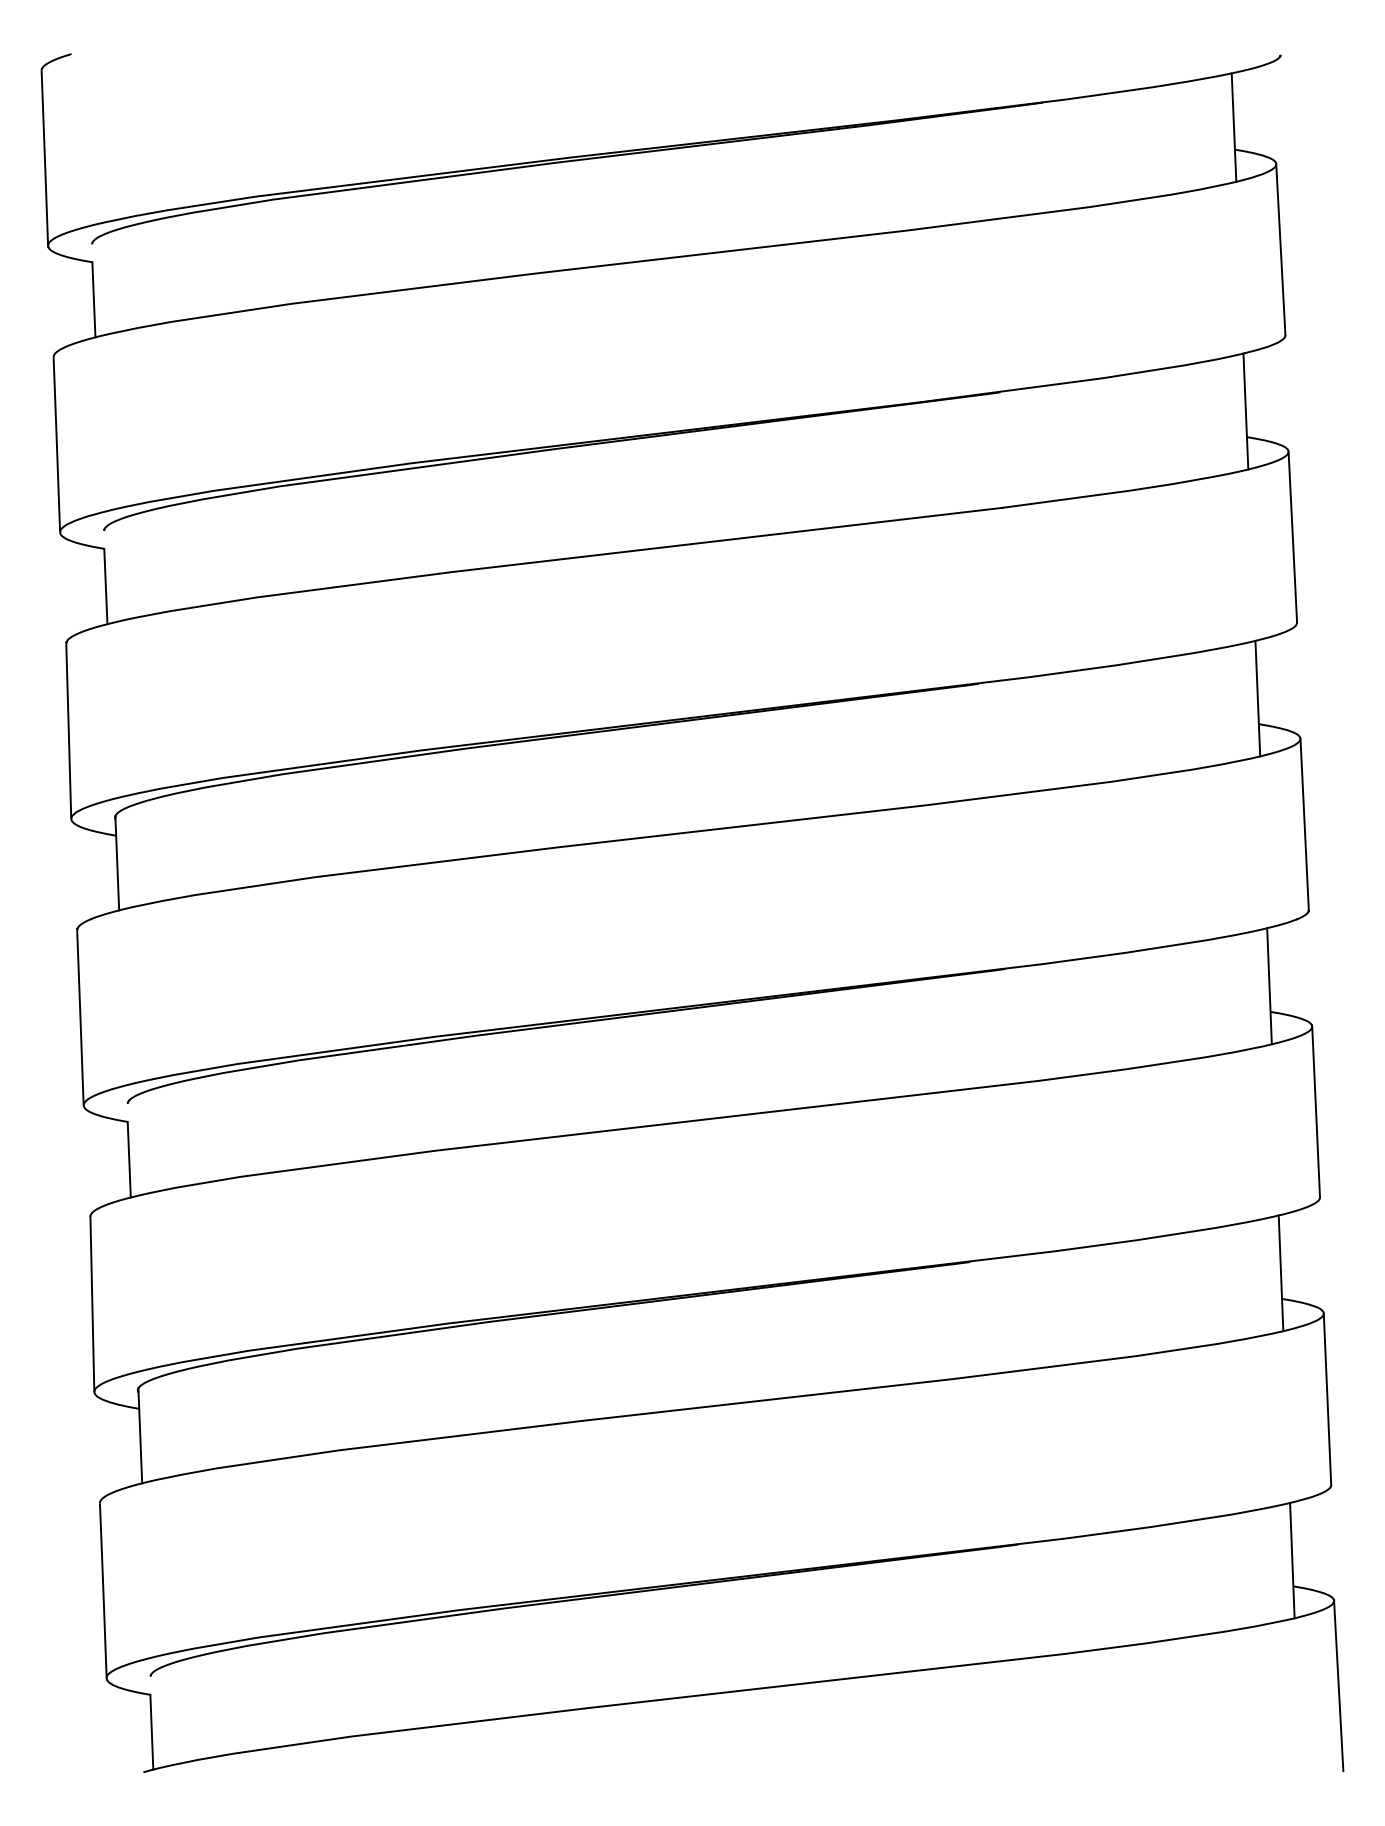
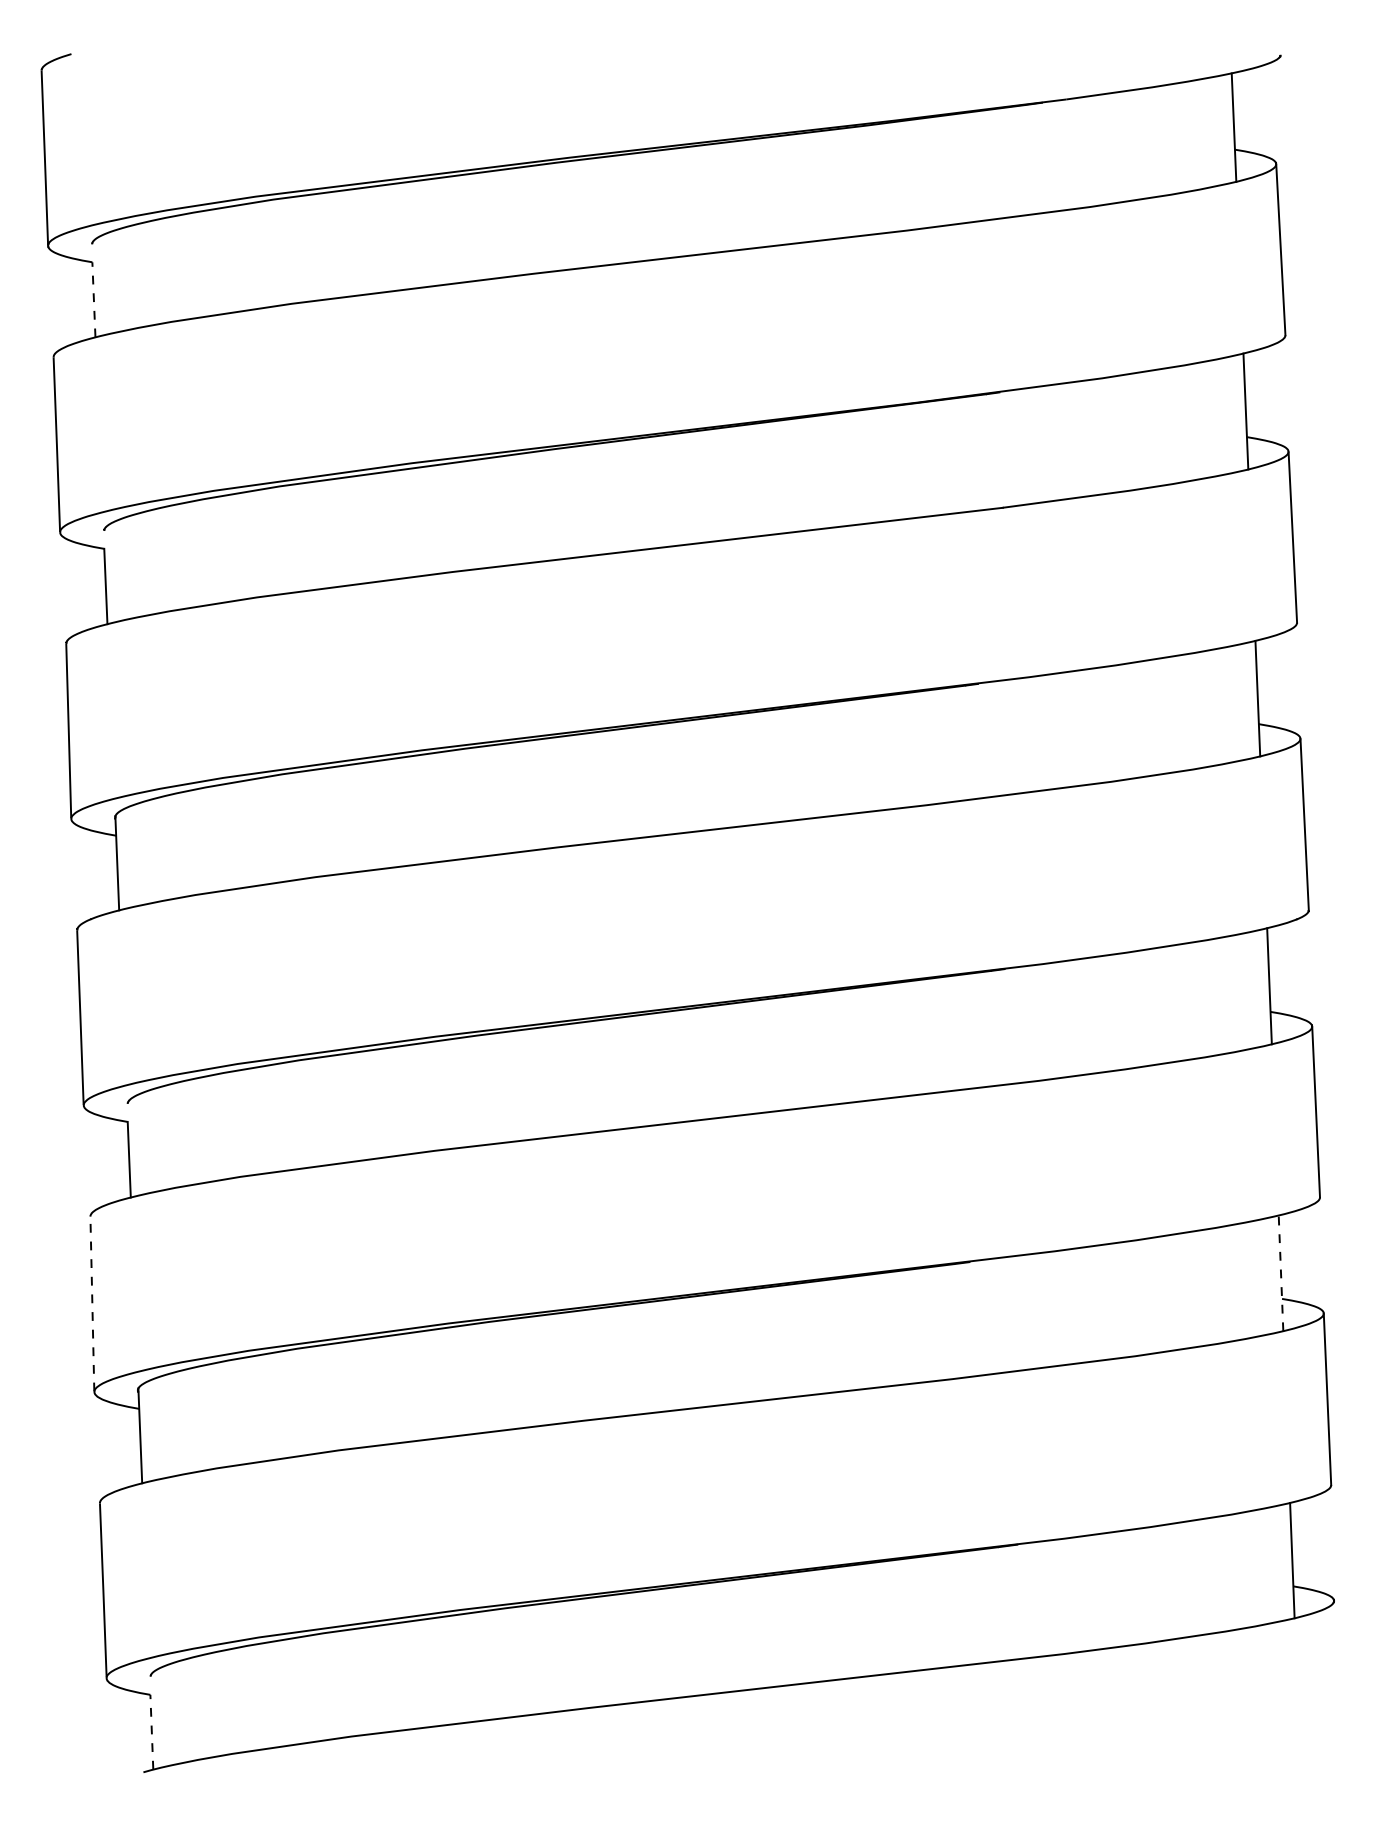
line: solid -> dashed (93, 299)
line: solid -> dashed (1281, 1273)
line: solid -> dashed (92, 1303)
line: present -> none (1338, 1686)
line: solid -> dashed (151, 1731)
